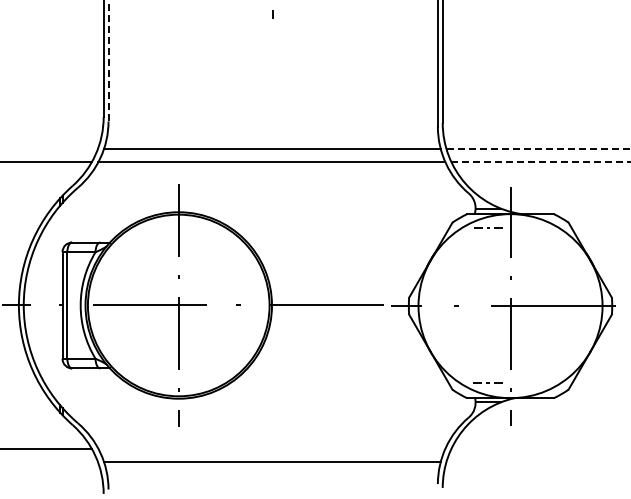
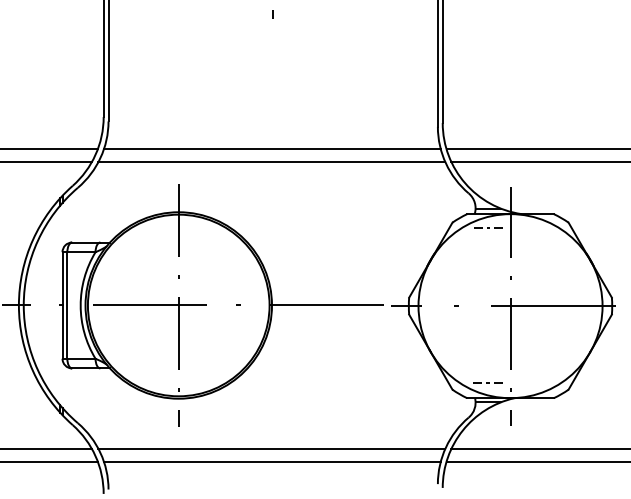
line: dashed -> solid (108, 60)
line: none -> present (49, 149)
line: dashed -> solid (538, 149)
line: dashed -> solid (541, 162)
line: none -> present (271, 448)
line: none -> present (539, 448)
line: none -> present (49, 461)
line: none -> present (536, 461)
